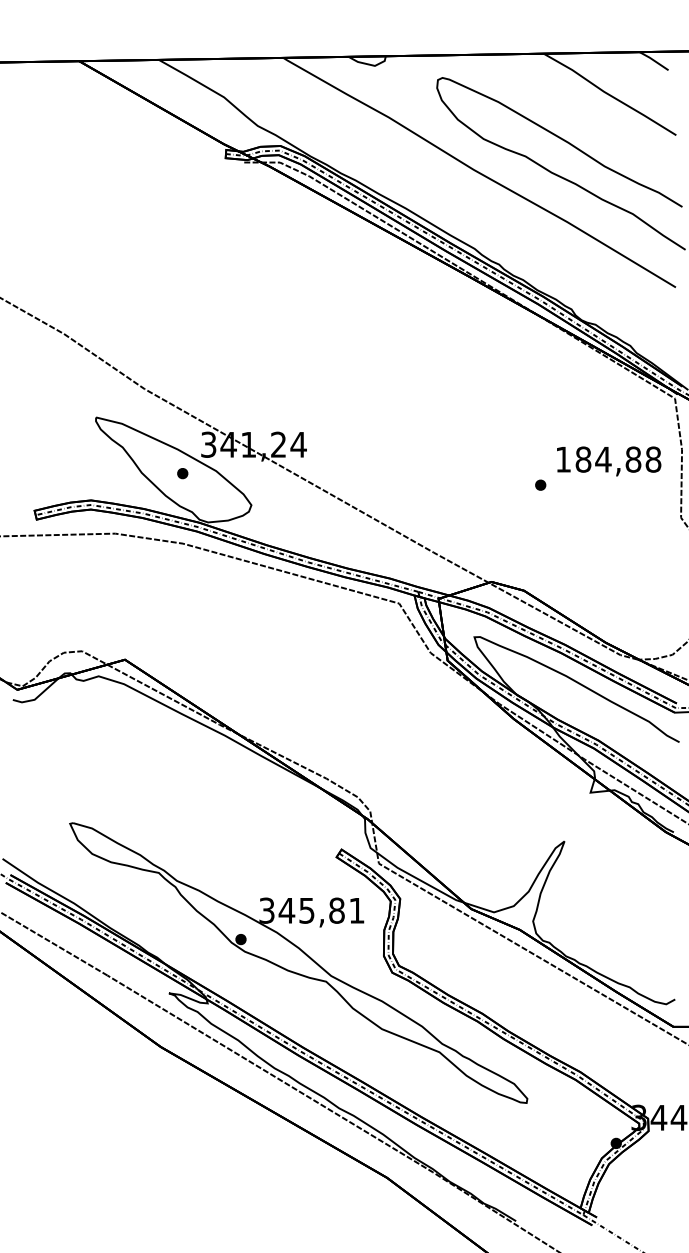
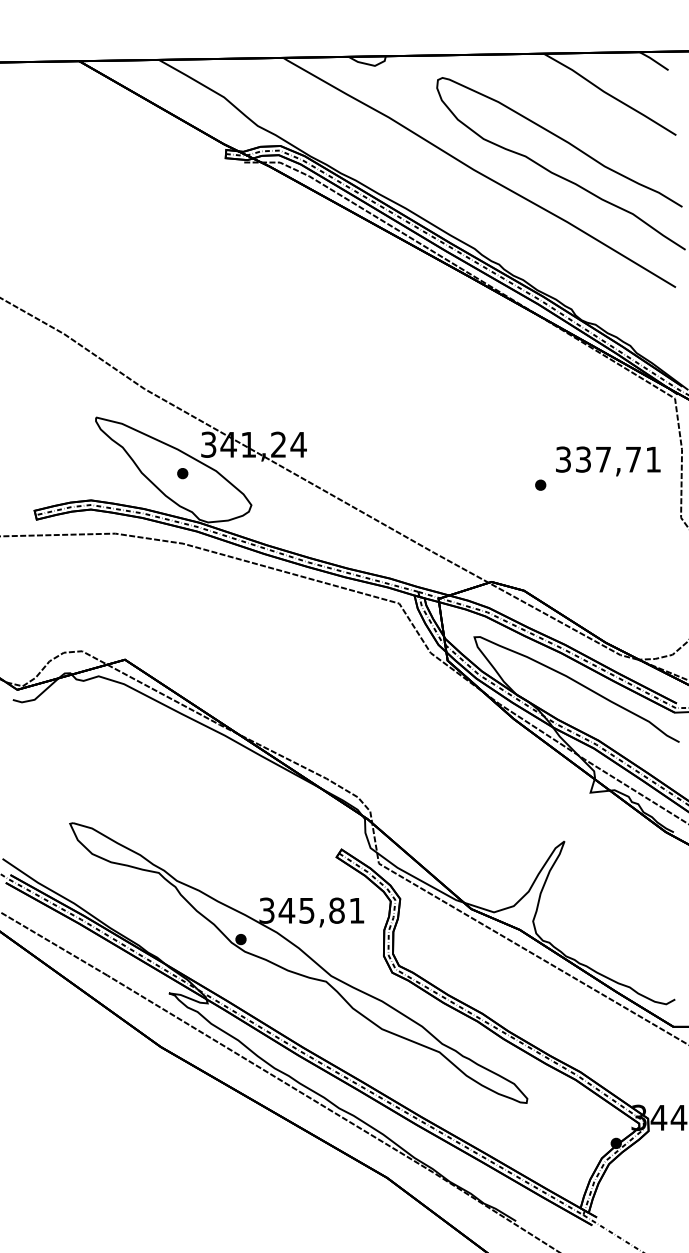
text: 184,88 -> 337,71 (608, 459)
